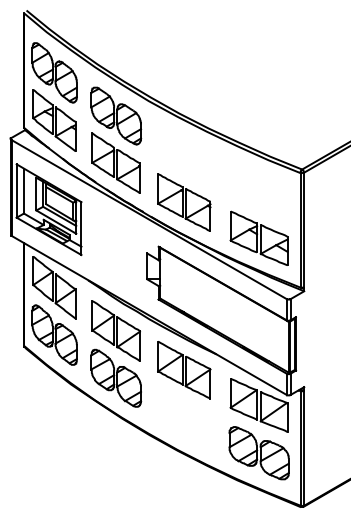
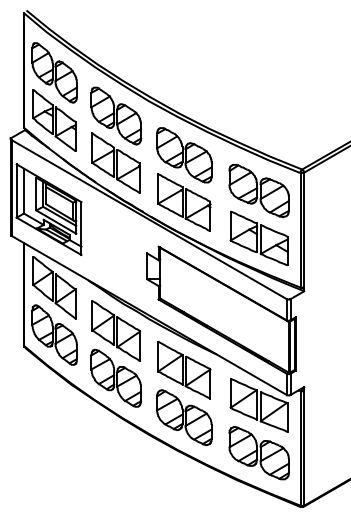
part: none -> present (184, 155)
part: none -> present (258, 191)
part: none -> present (184, 417)
